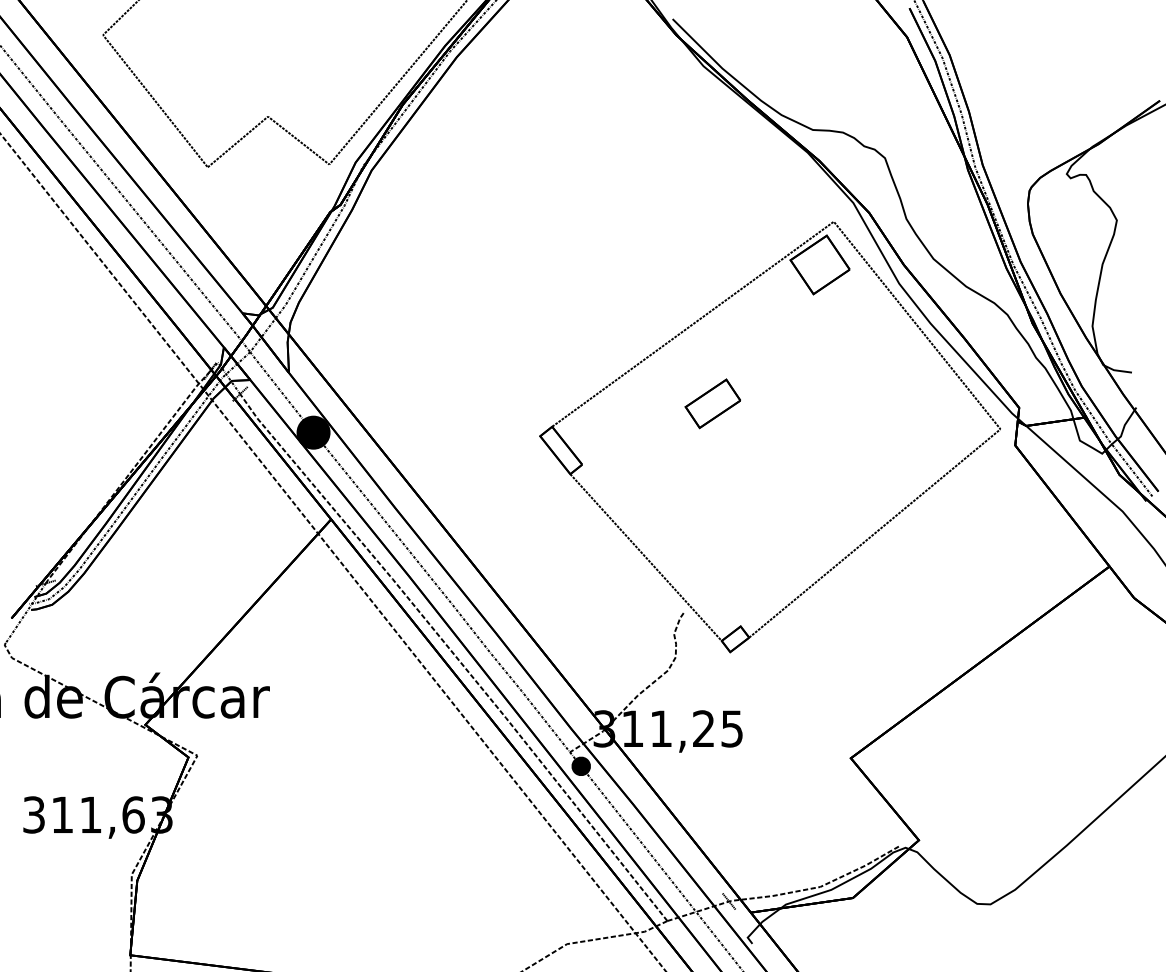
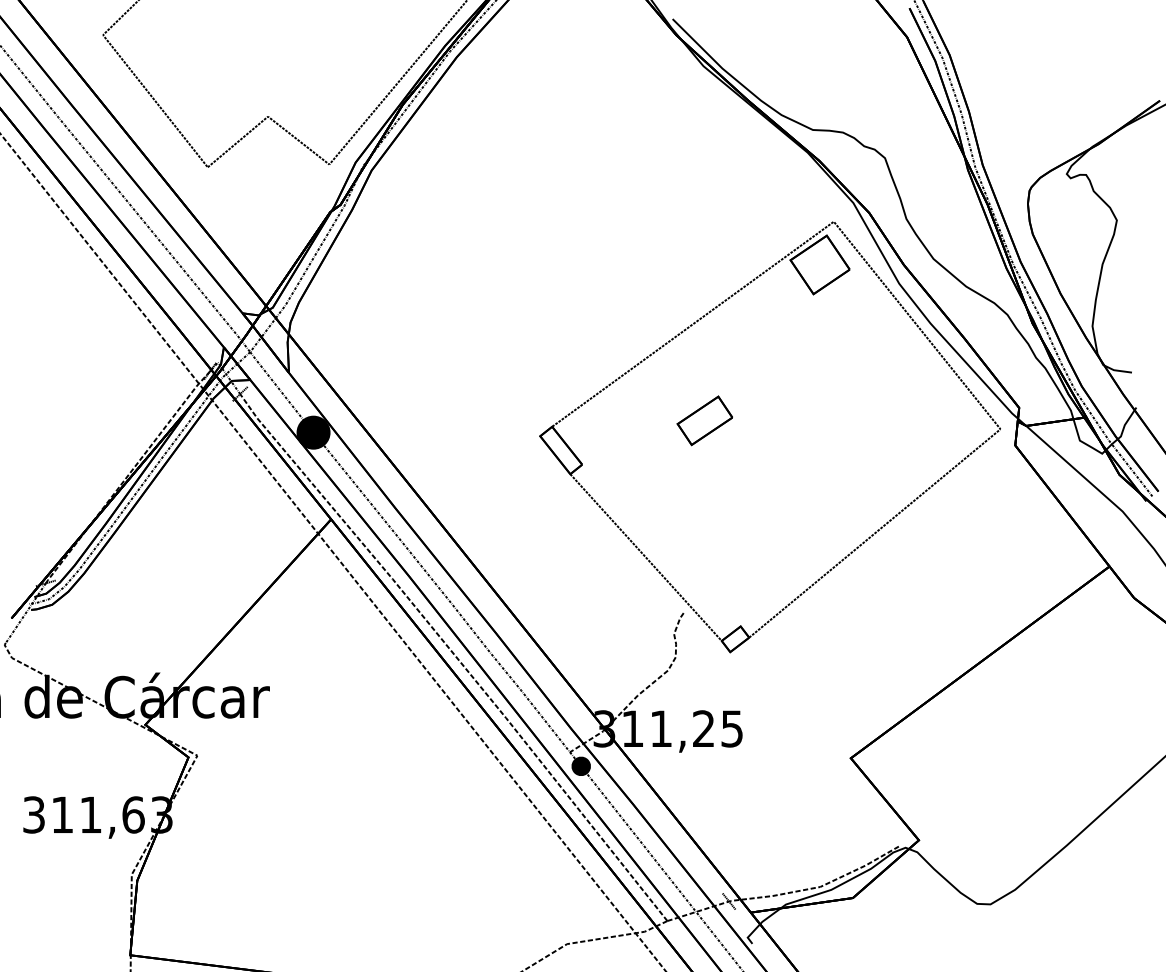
part position: (712, 403) -> (704, 420) (704, 420)
